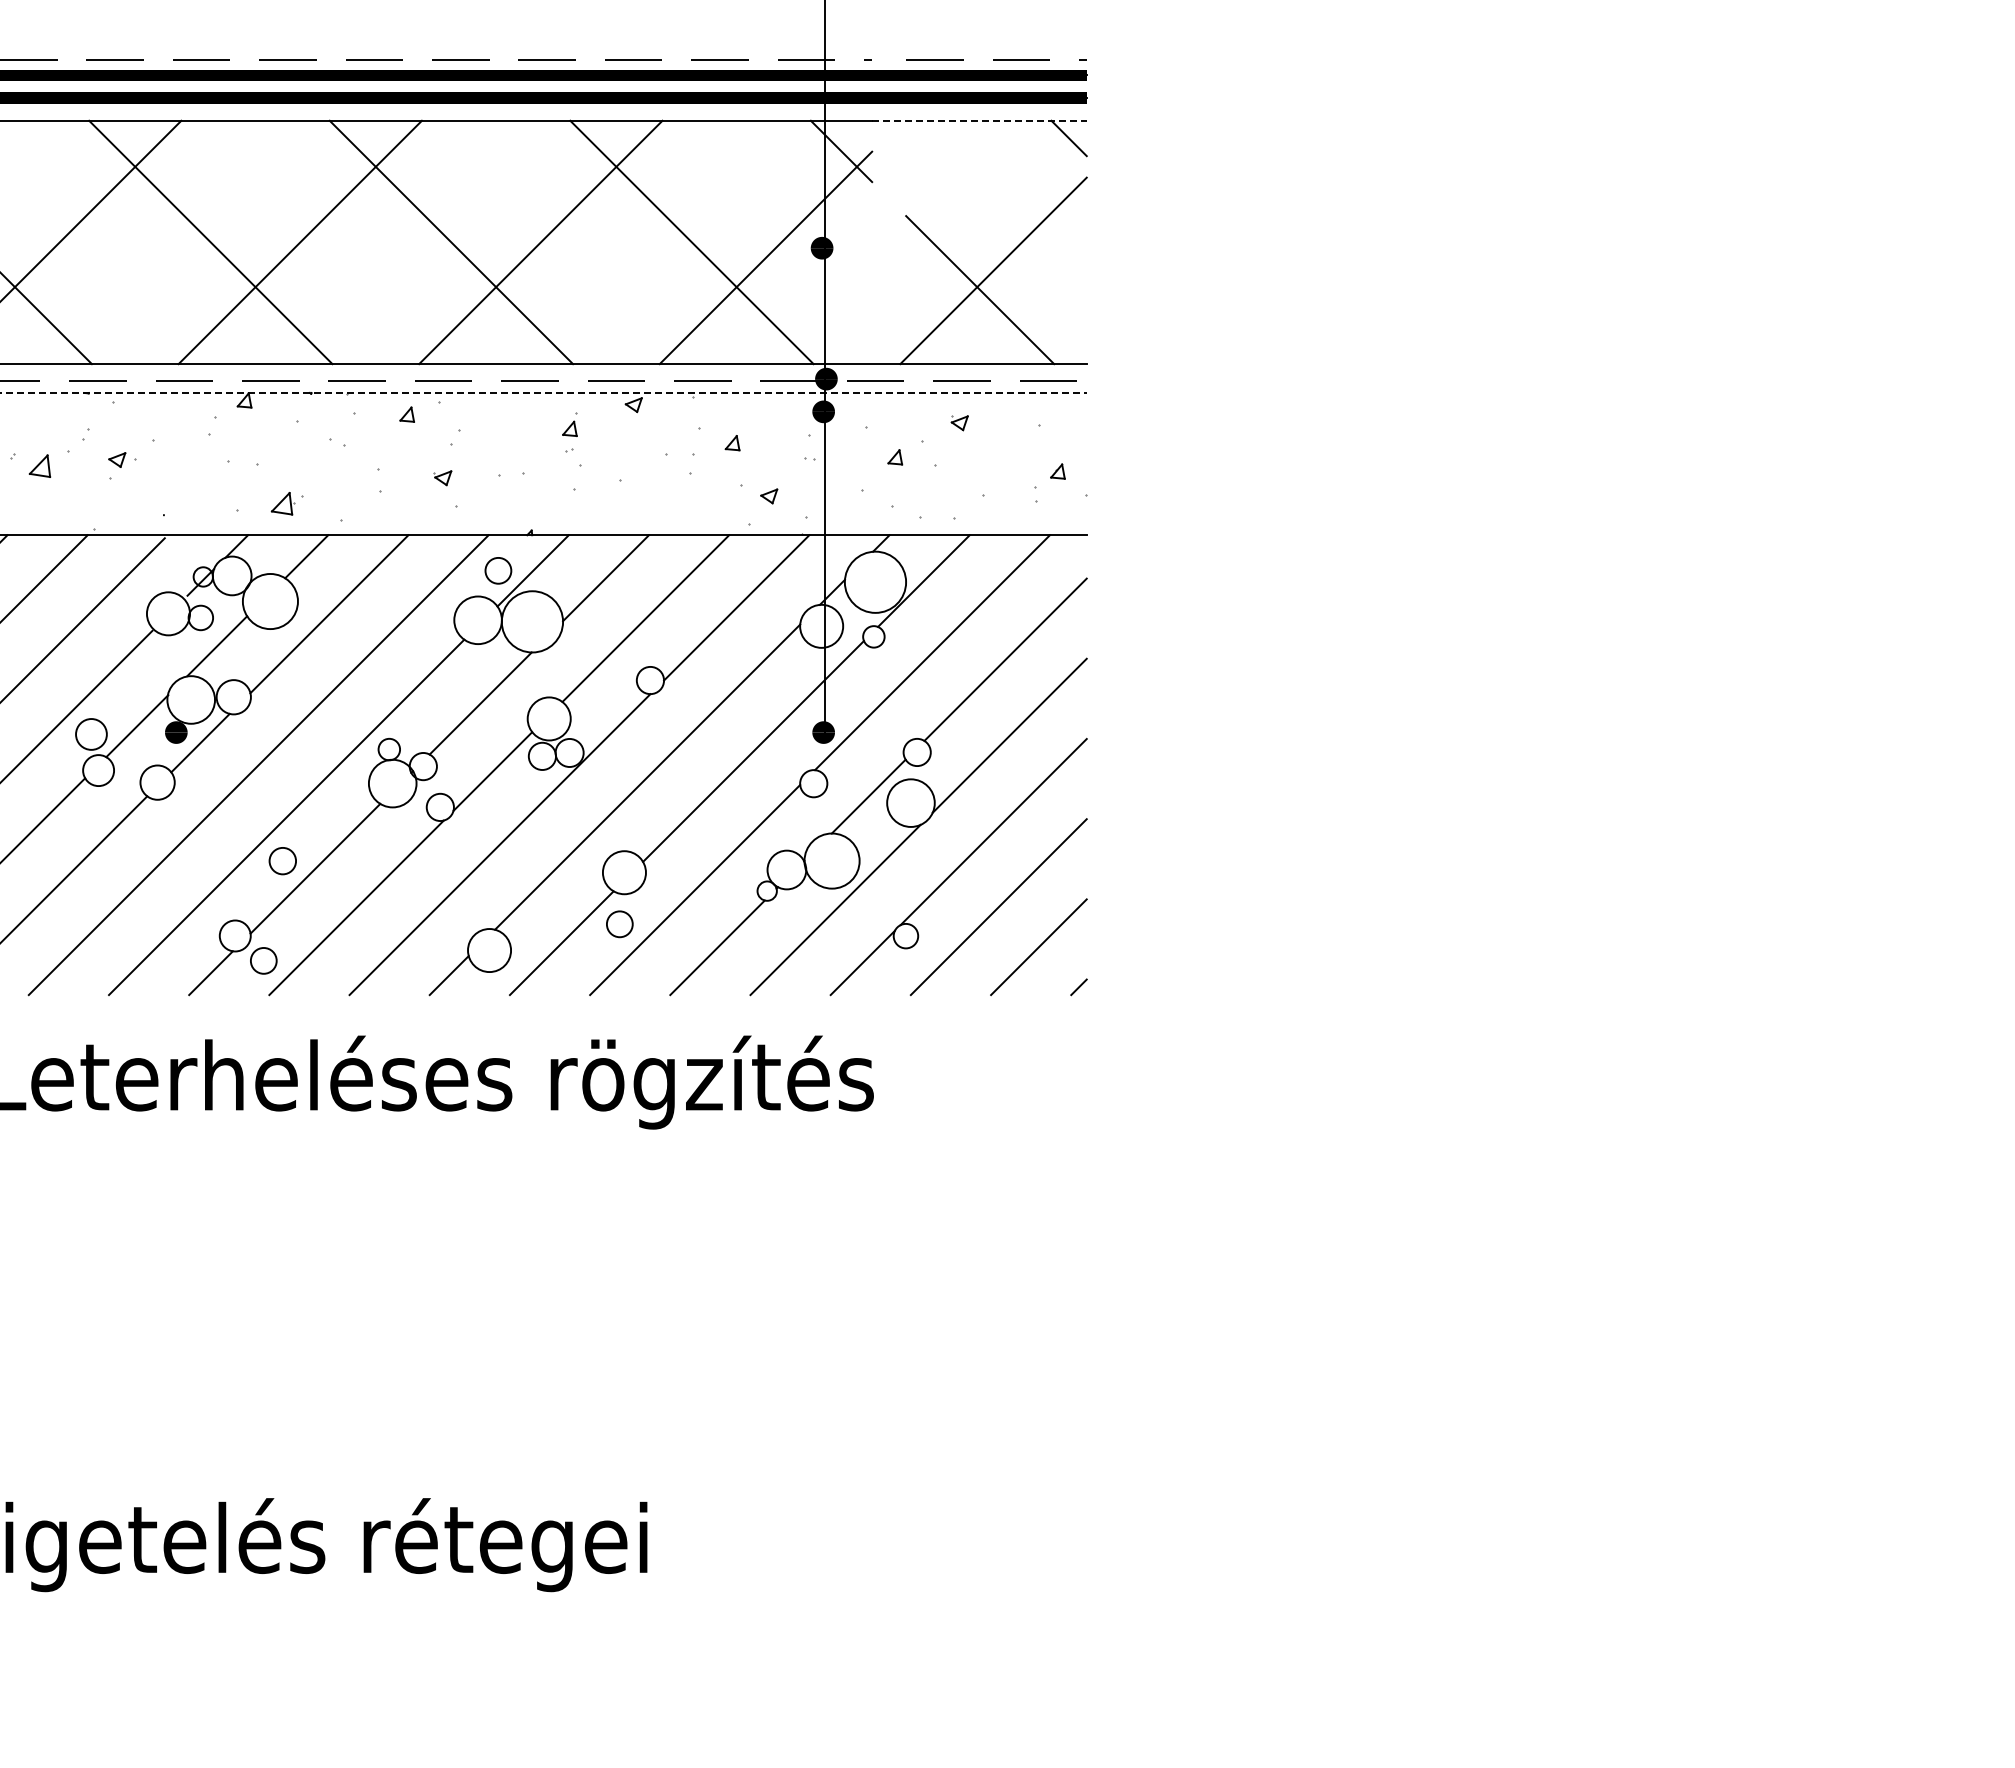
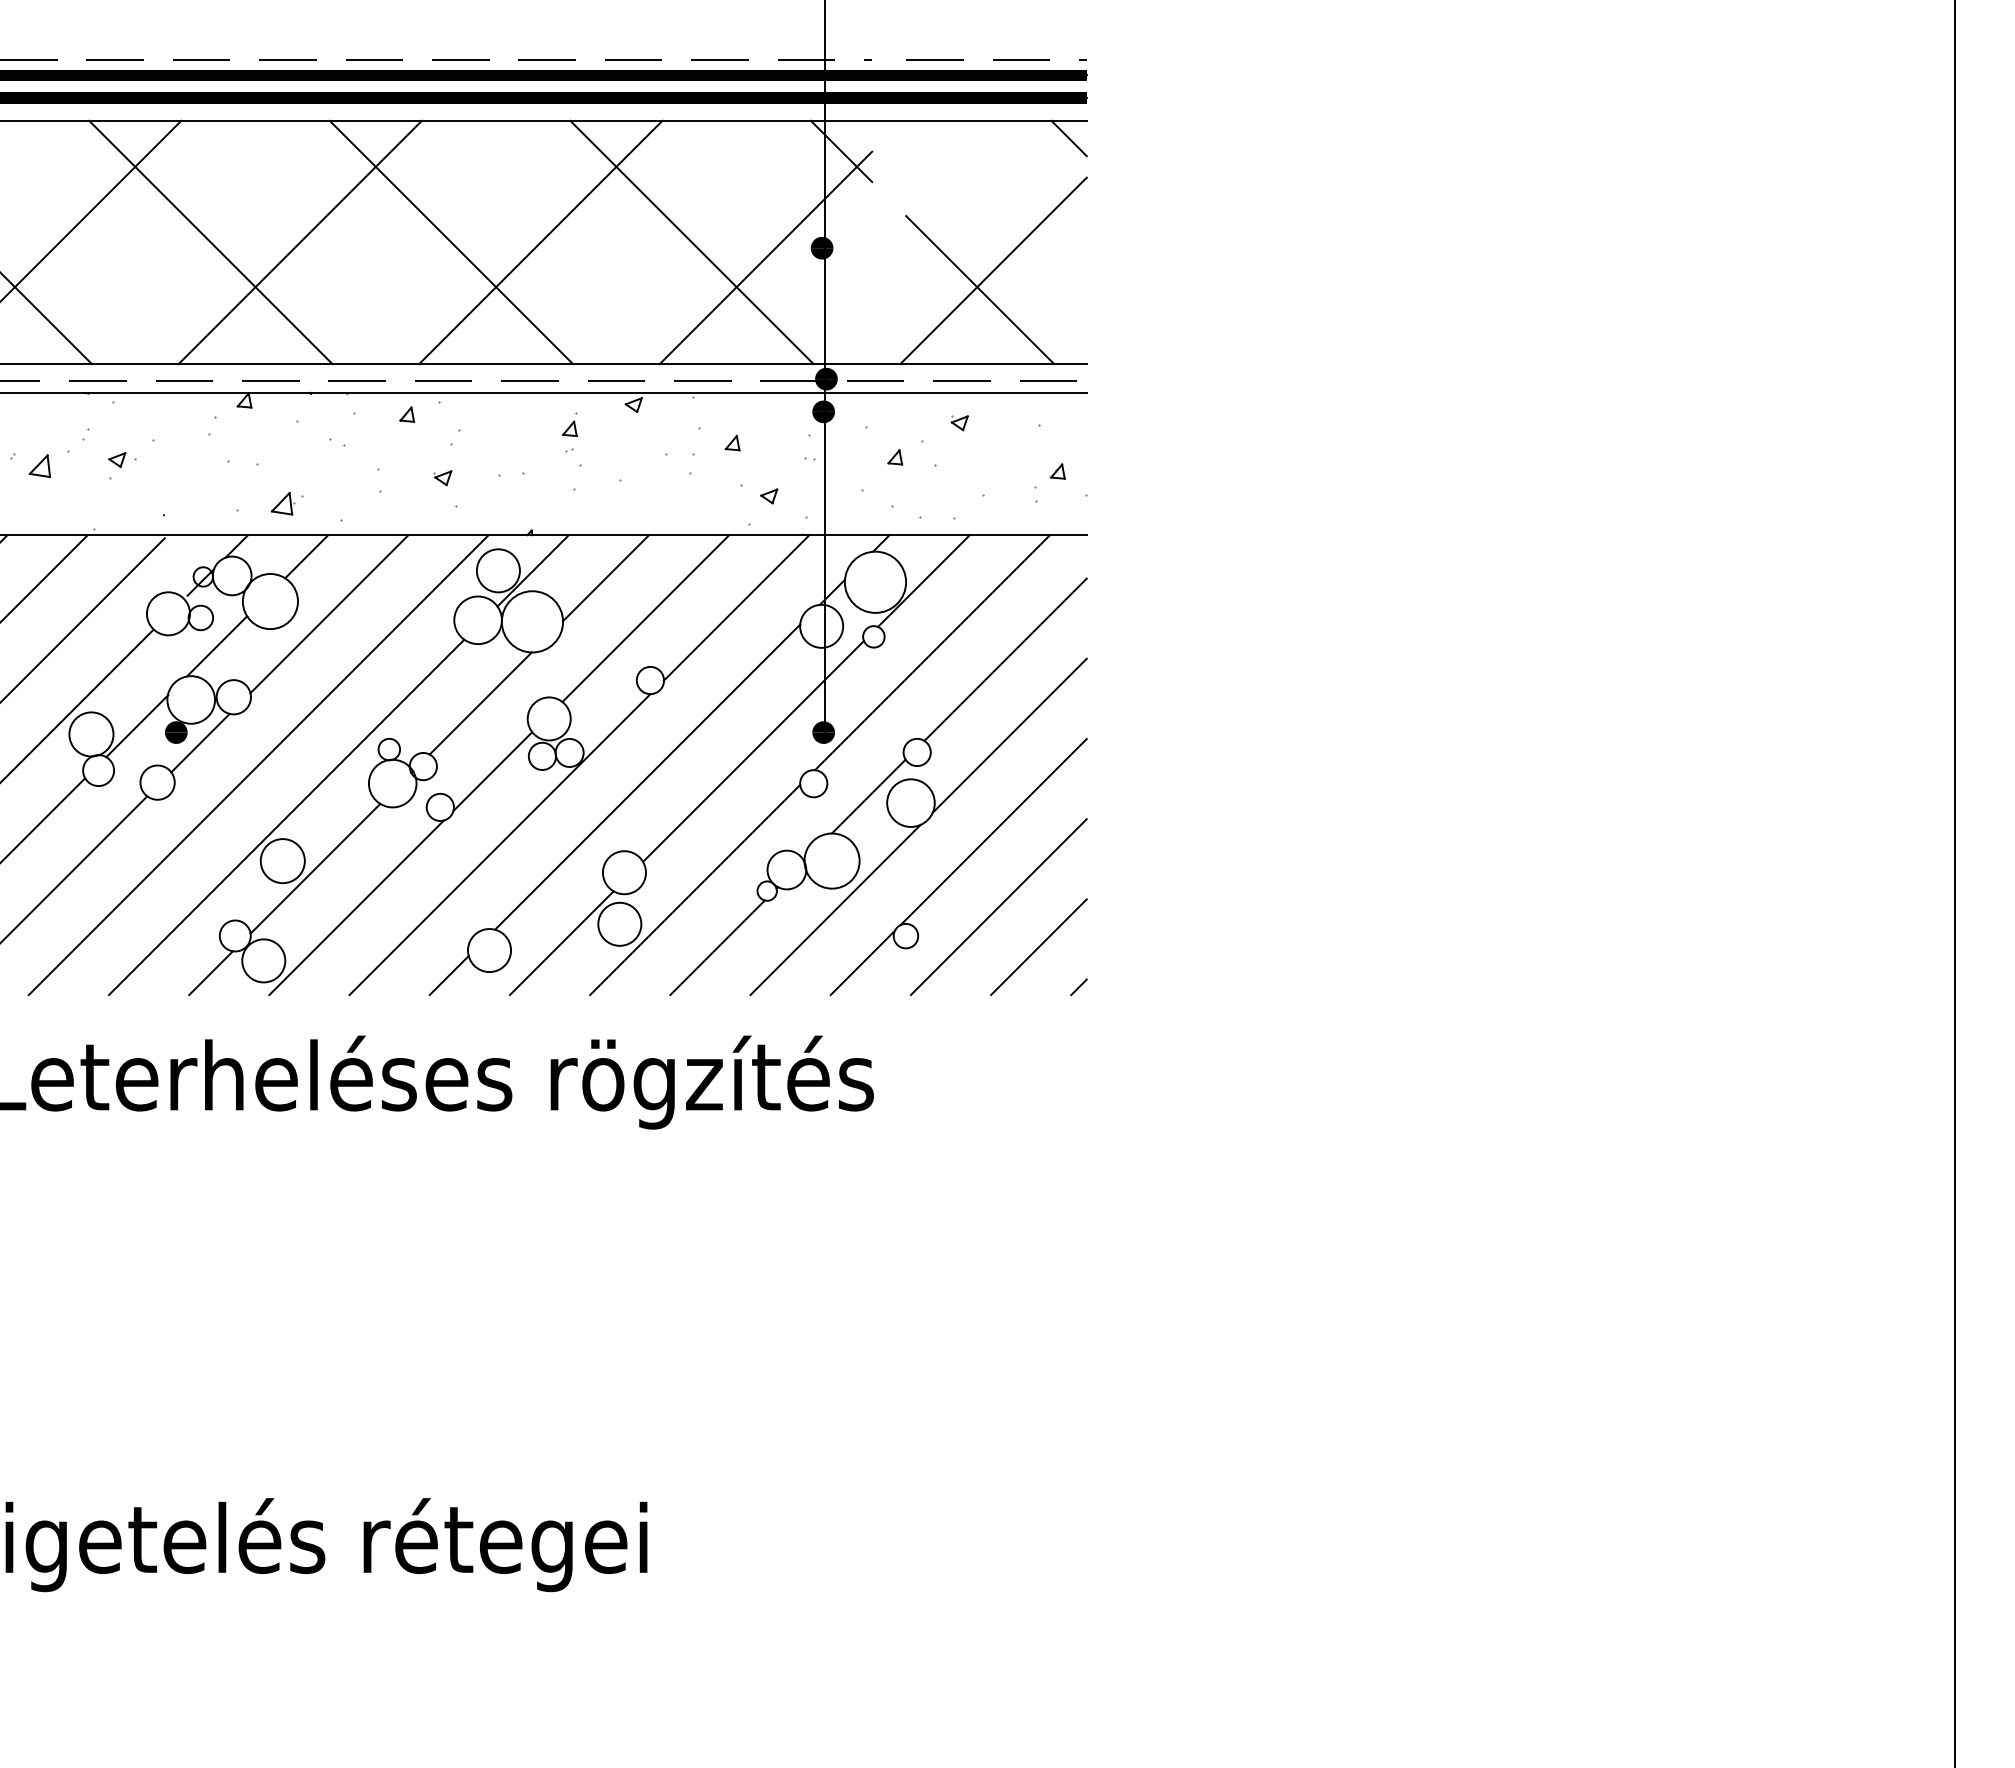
line: dashed -> solid (979, 120)
line: dashed -> solid (543, 392)
circle diameter: 26 px -> 43 px (497, 570)
circle diameter: 31 px -> 44 px (91, 734)
circle diameter: 26 px -> 44 px (282, 861)
line: none -> present (1954, 883)
circle diameter: 26 px -> 43 px (619, 923)
circle diameter: 26 px -> 43 px (263, 960)
